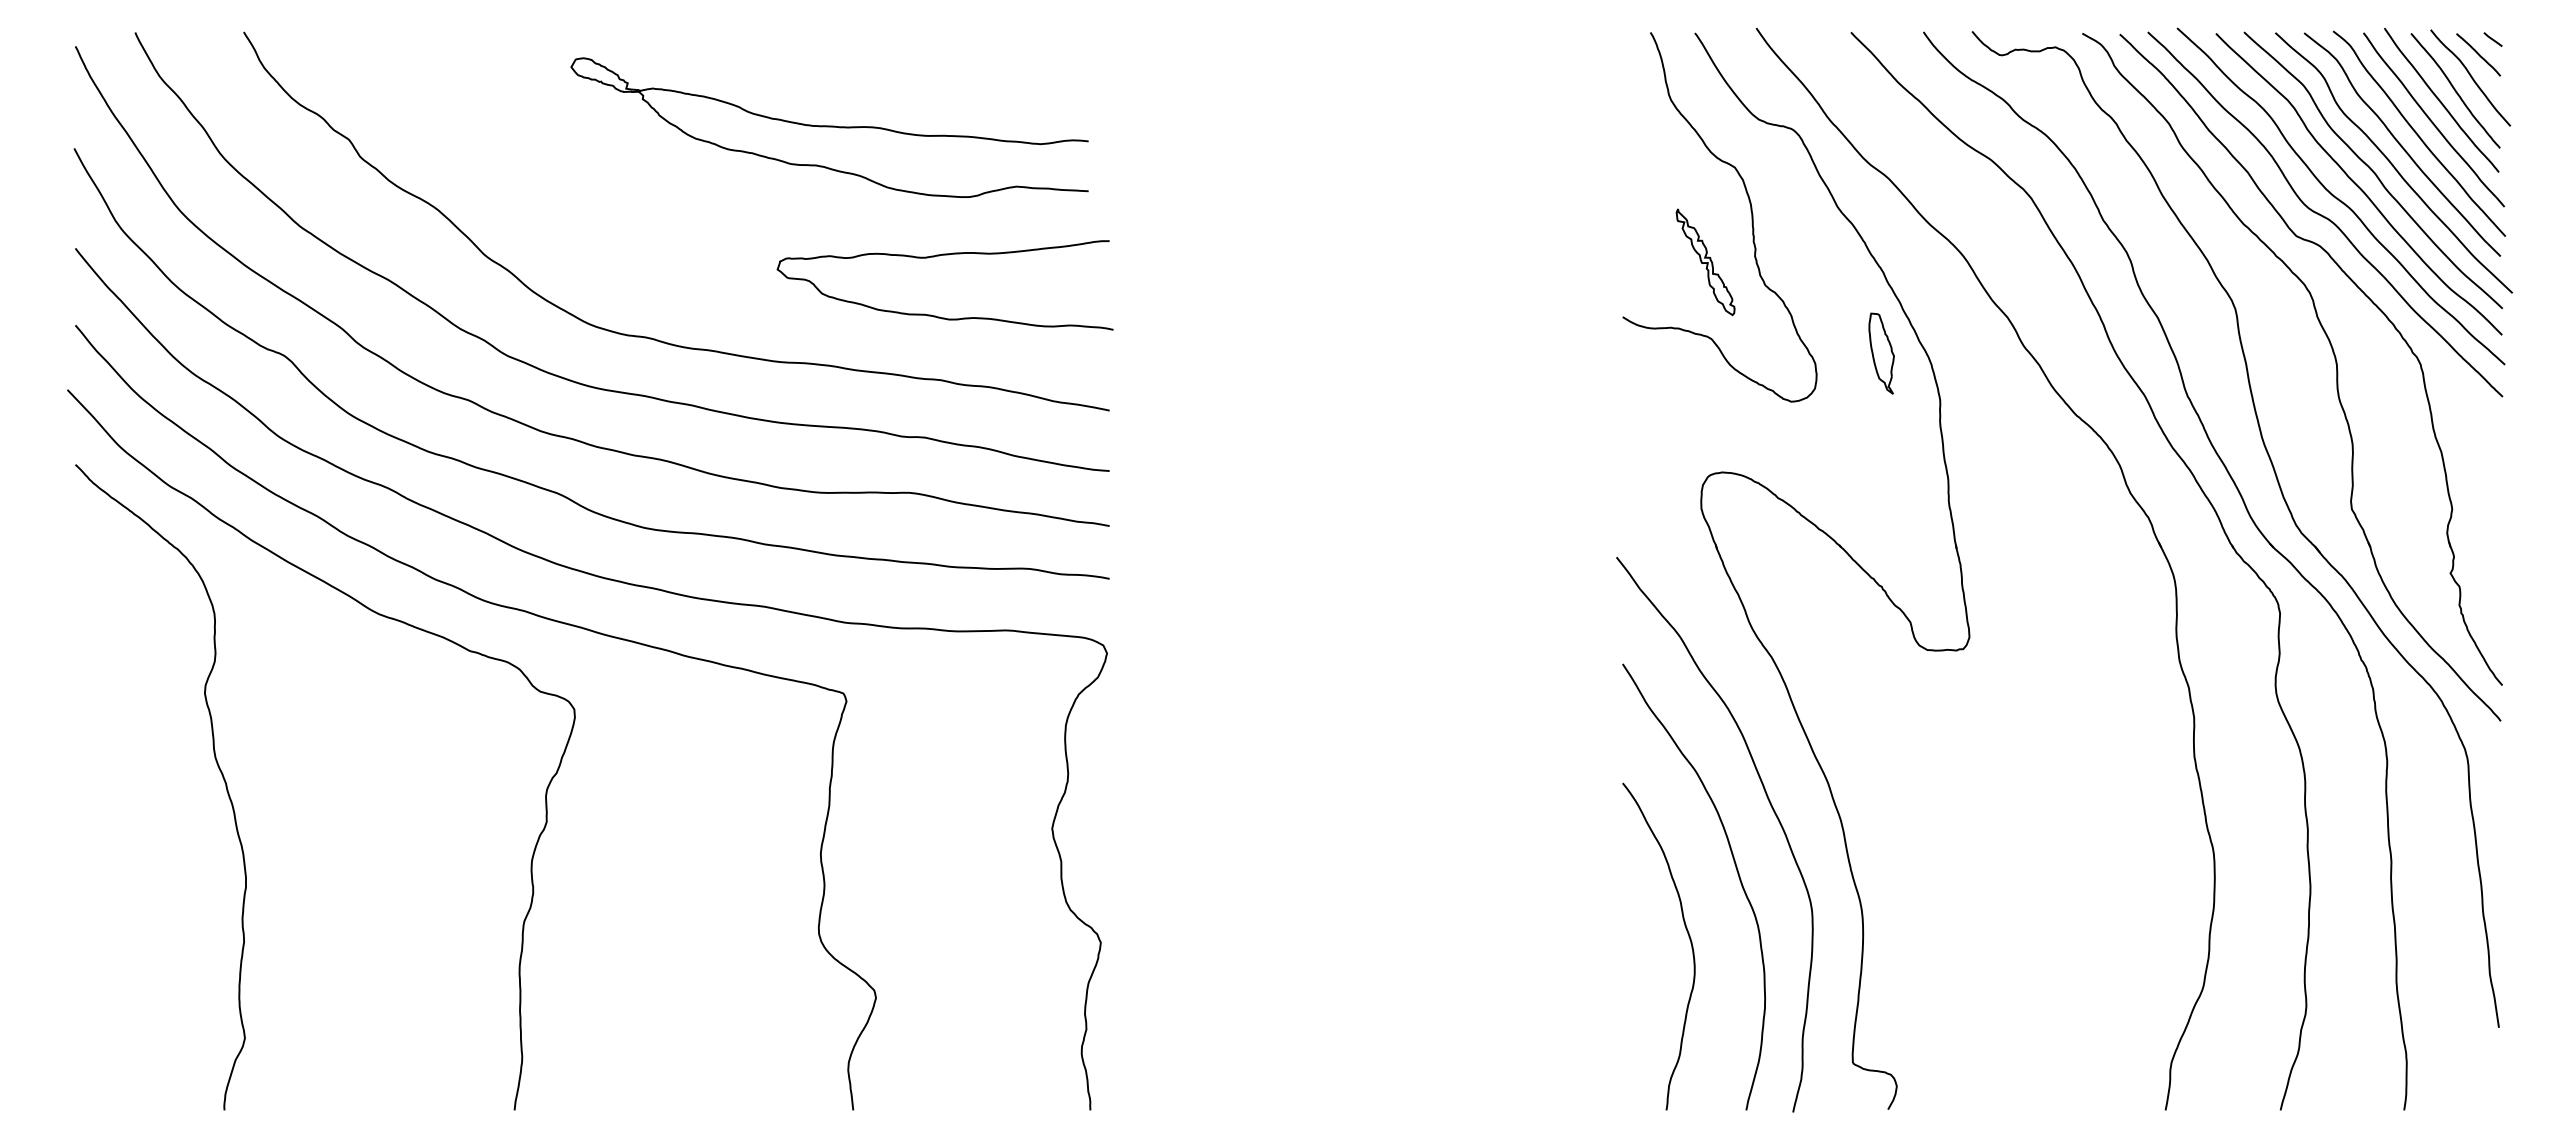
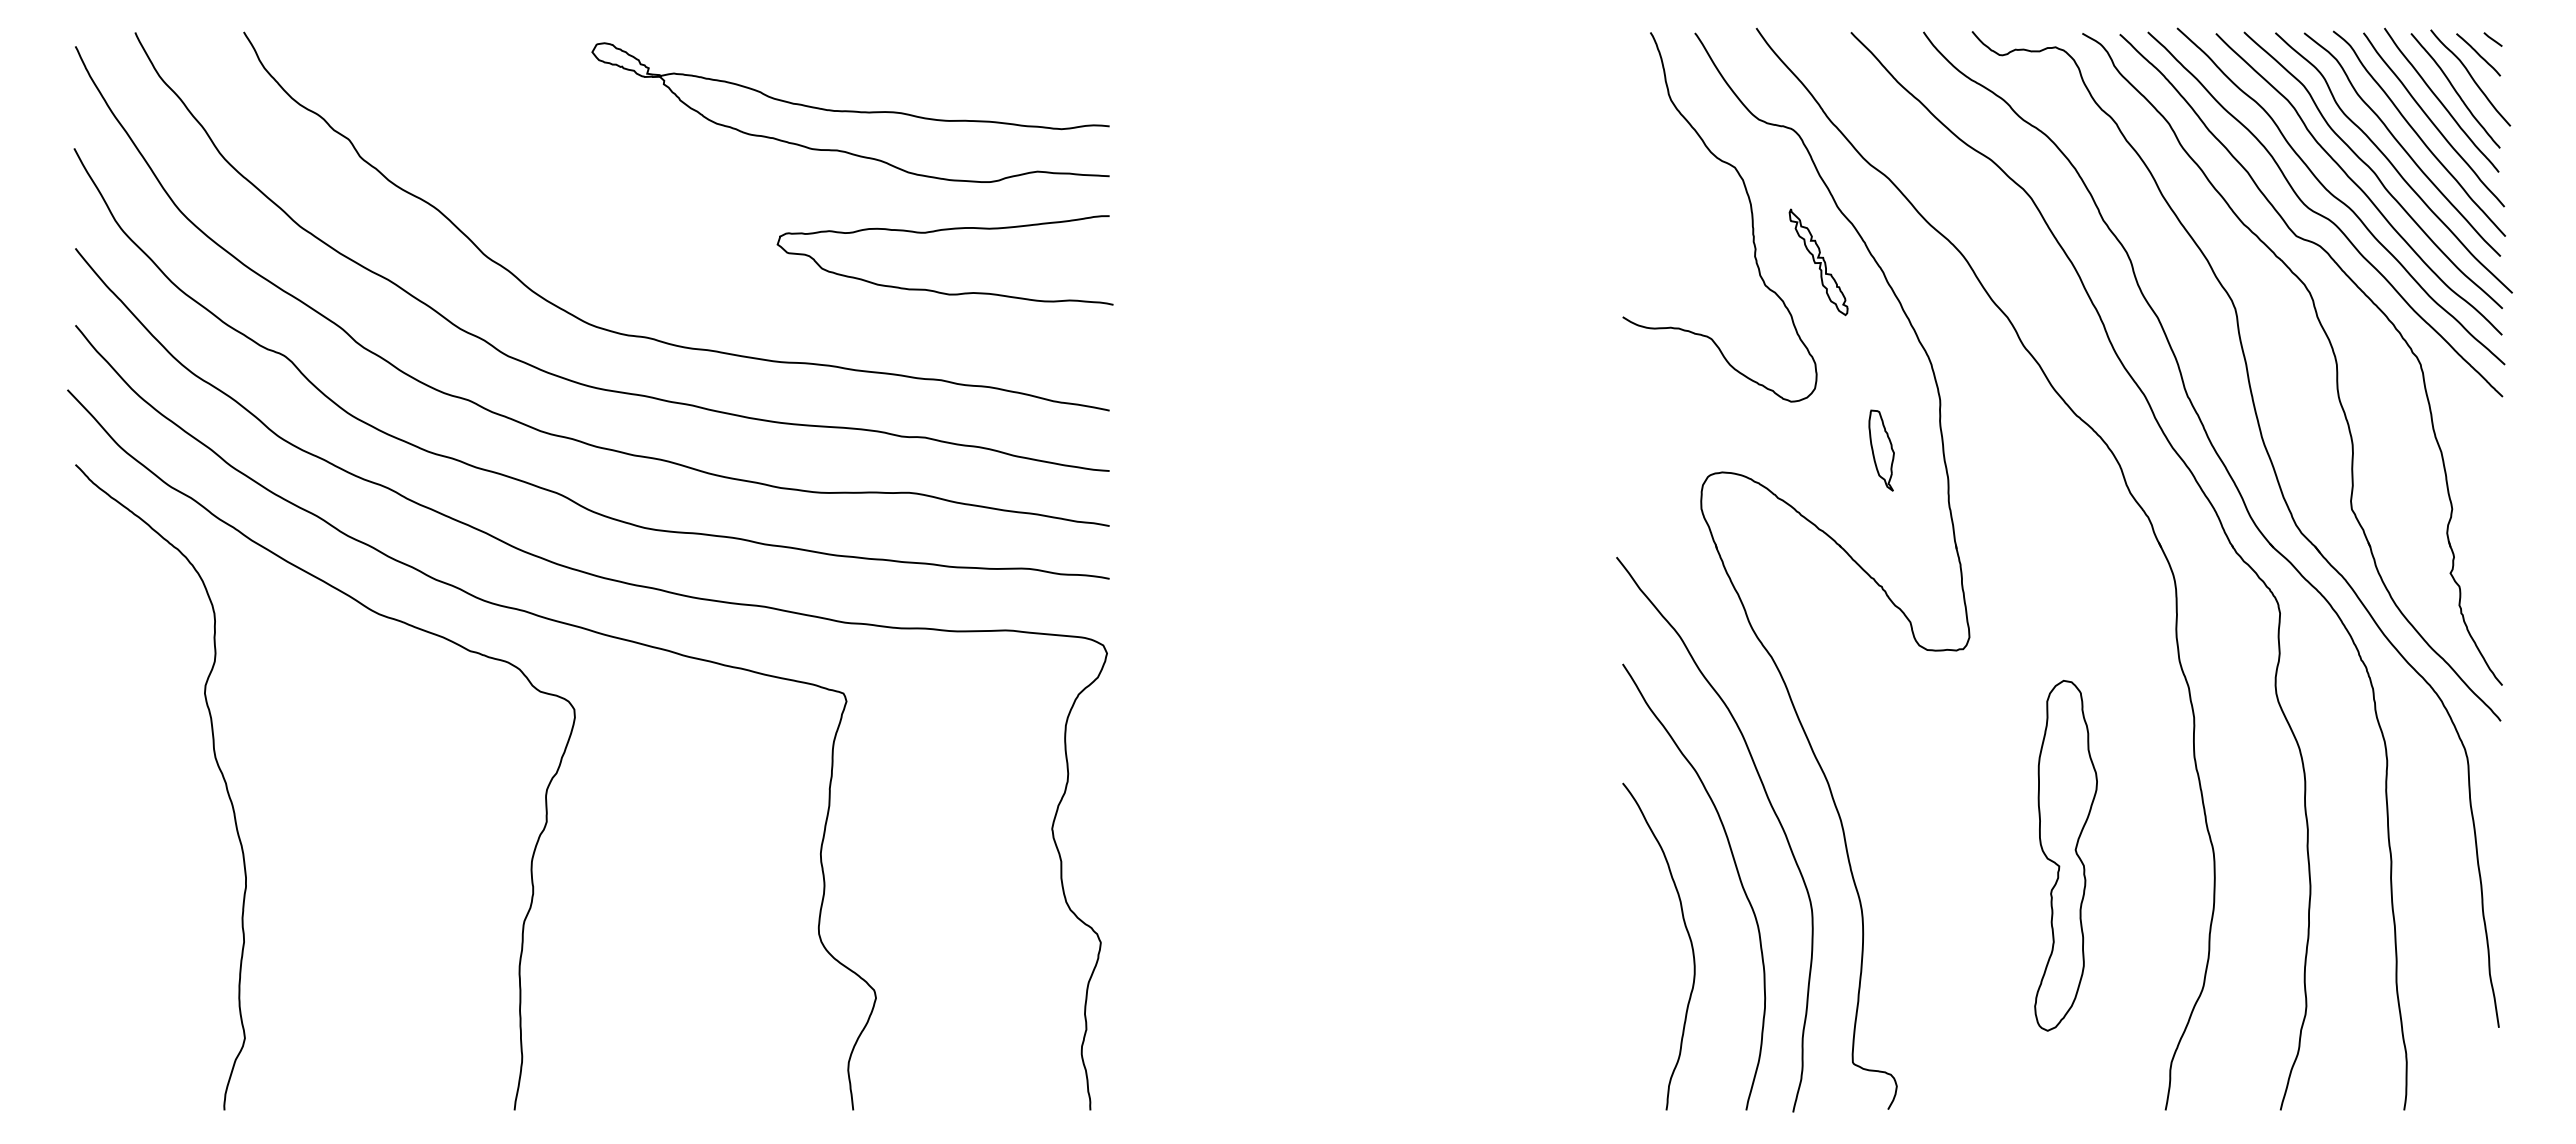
curve position: (829, 127) -> (850, 112) (850, 112)
curve position: (939, 256) -> (939, 231) (939, 231)
part position: (1705, 262) -> (1818, 262) (1818, 262)
part position: (1881, 353) -> (1881, 450) (1881, 450)
part: none -> present (2065, 855)
